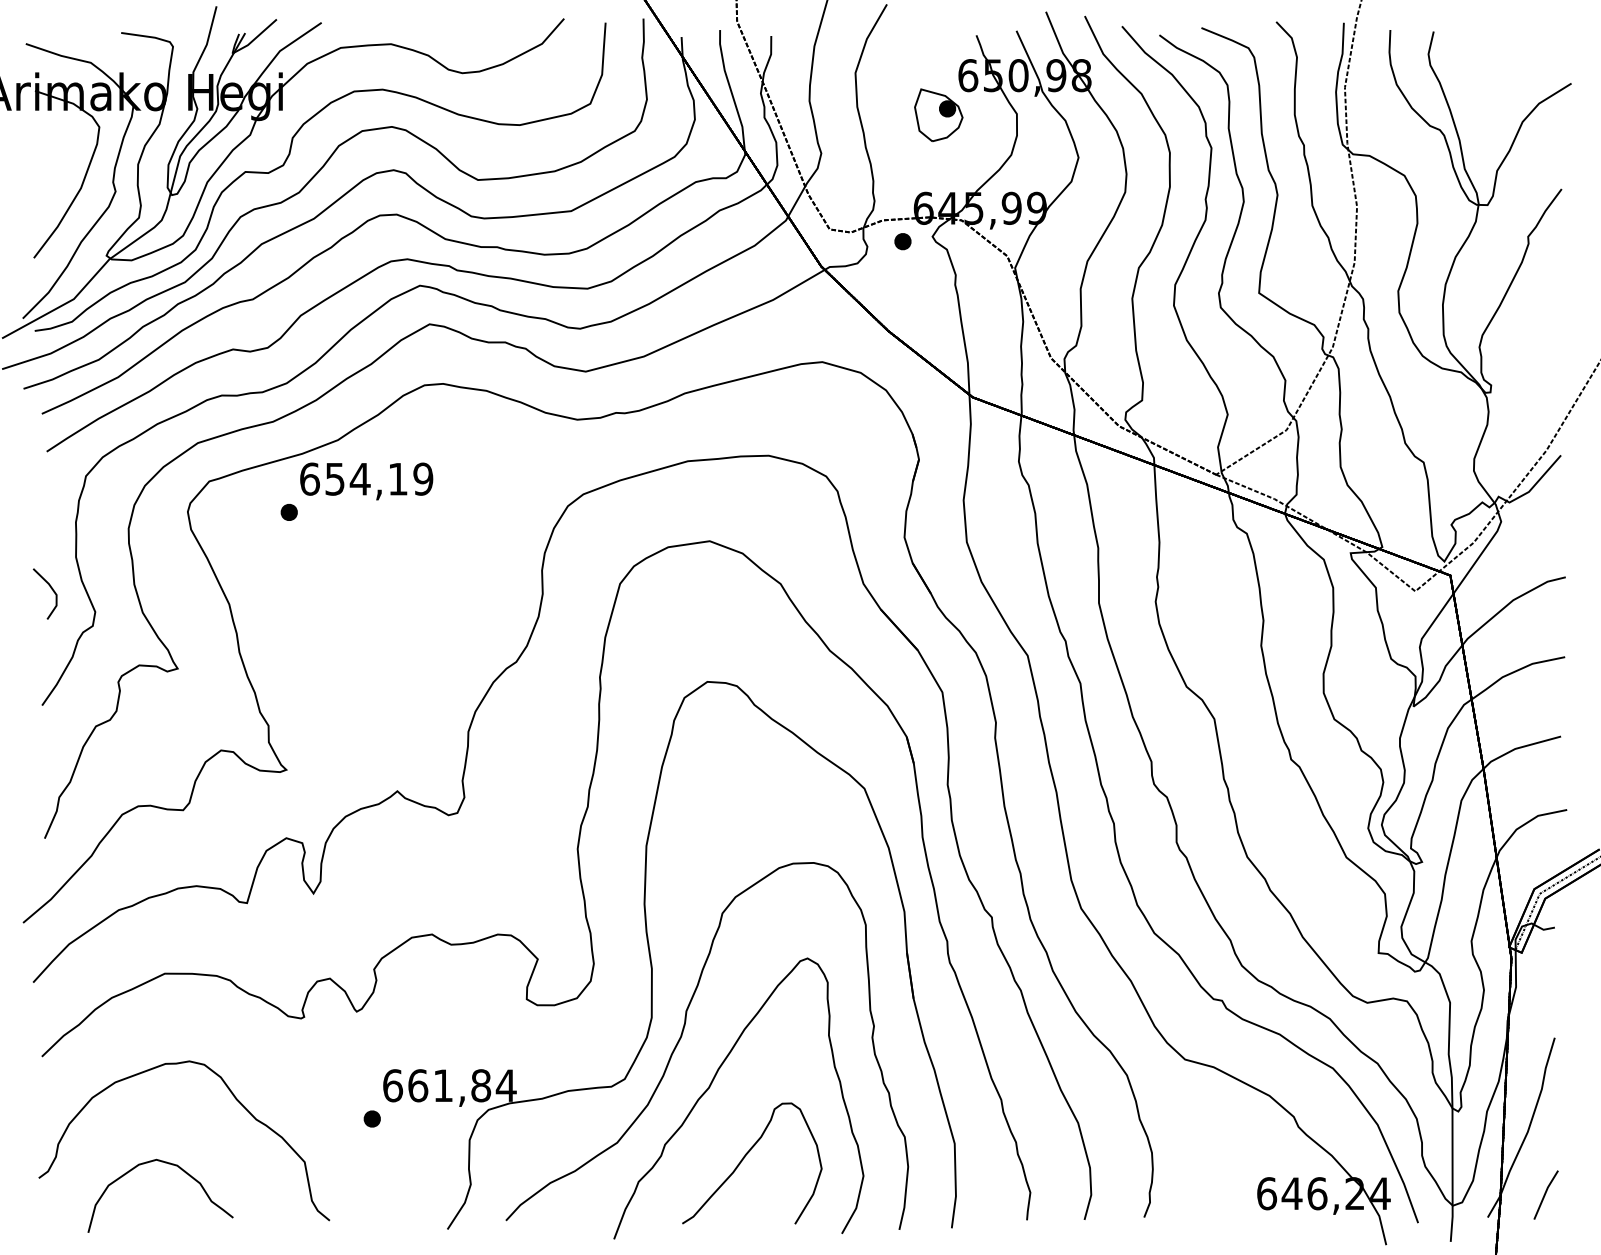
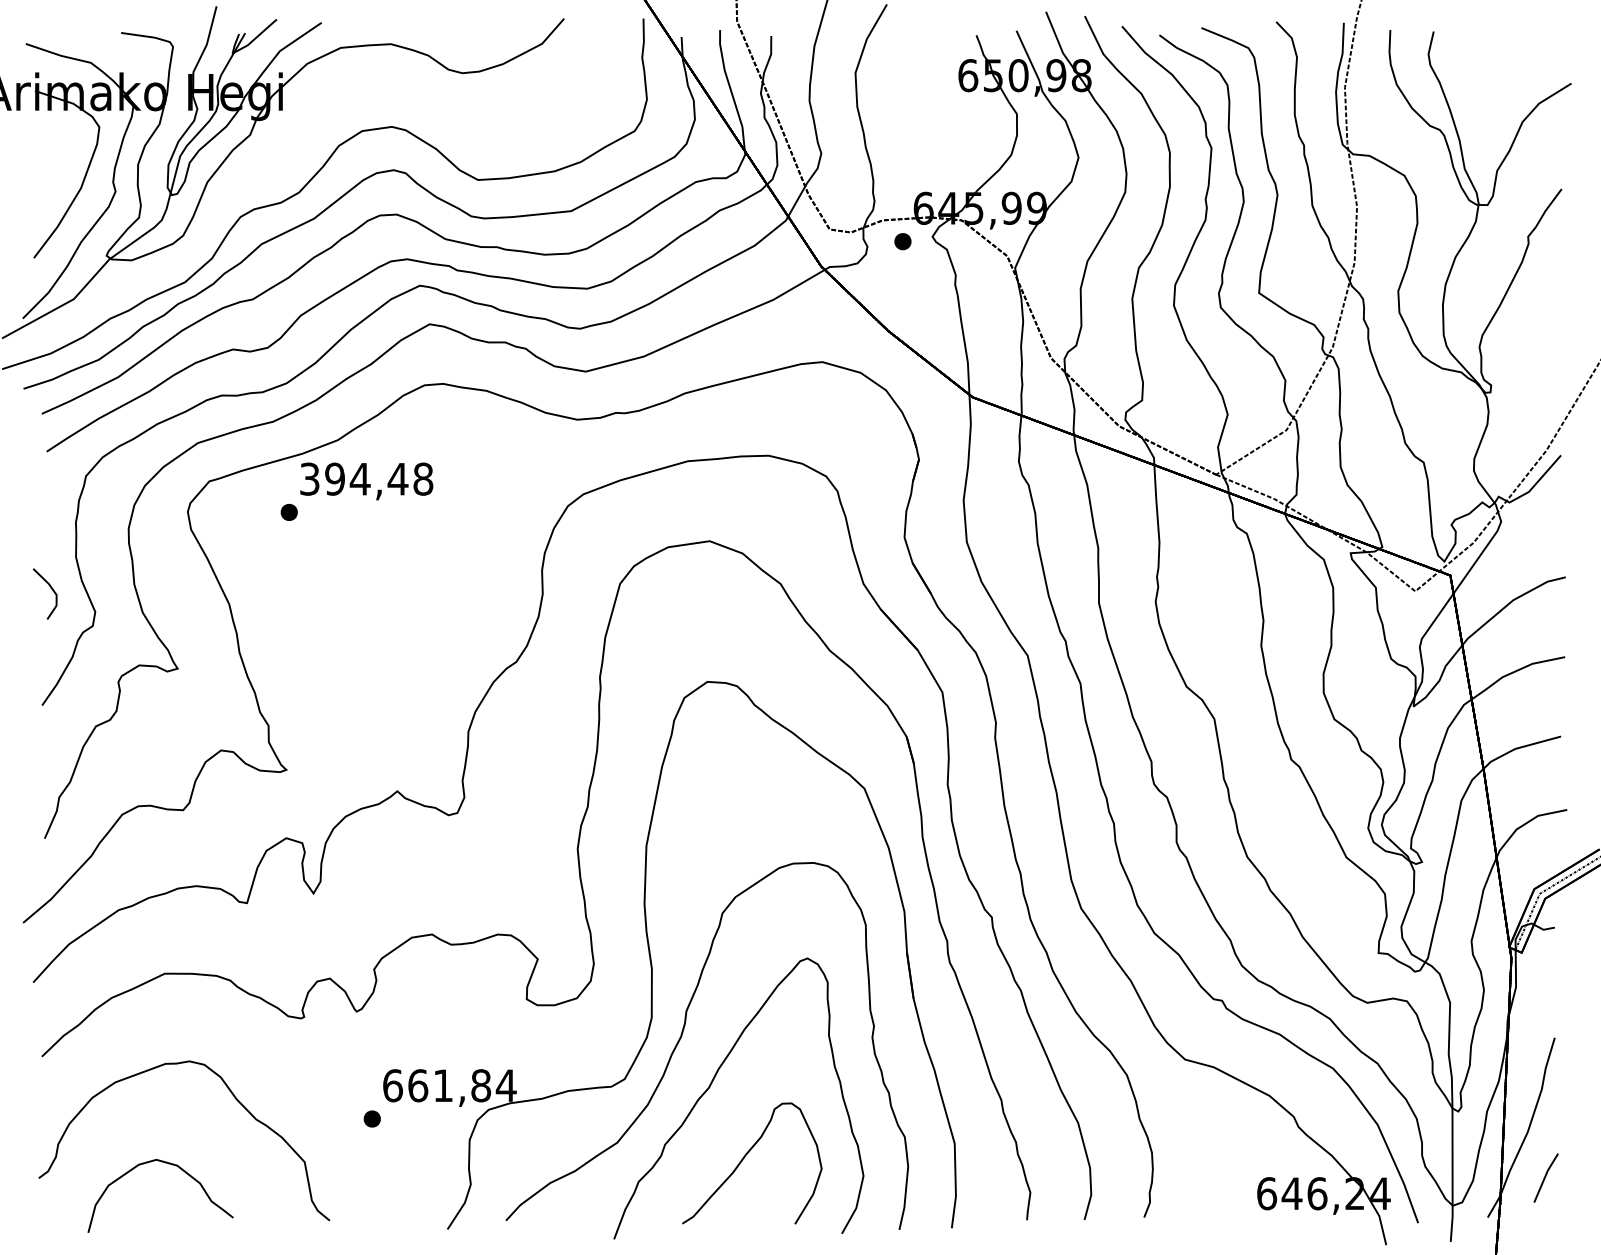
part: present -> none (938, 115)
curve: present -> none (288, 158)
text: 654,19 -> 394,48 (366, 478)
line position: (1545, 1194) -> (1545, 1177) (1545, 1177)
